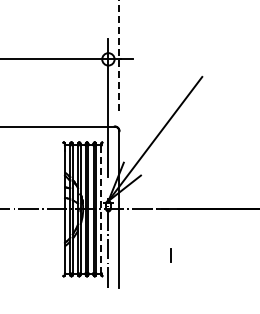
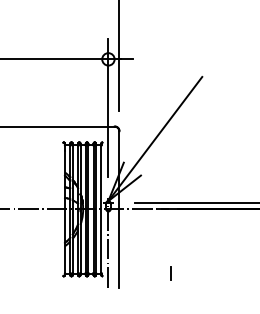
line: dashed -> solid (119, 55)
line: none -> present (195, 203)
line: dashed -> solid (101, 208)
line position: (170, 255) -> (170, 273) (170, 273)
